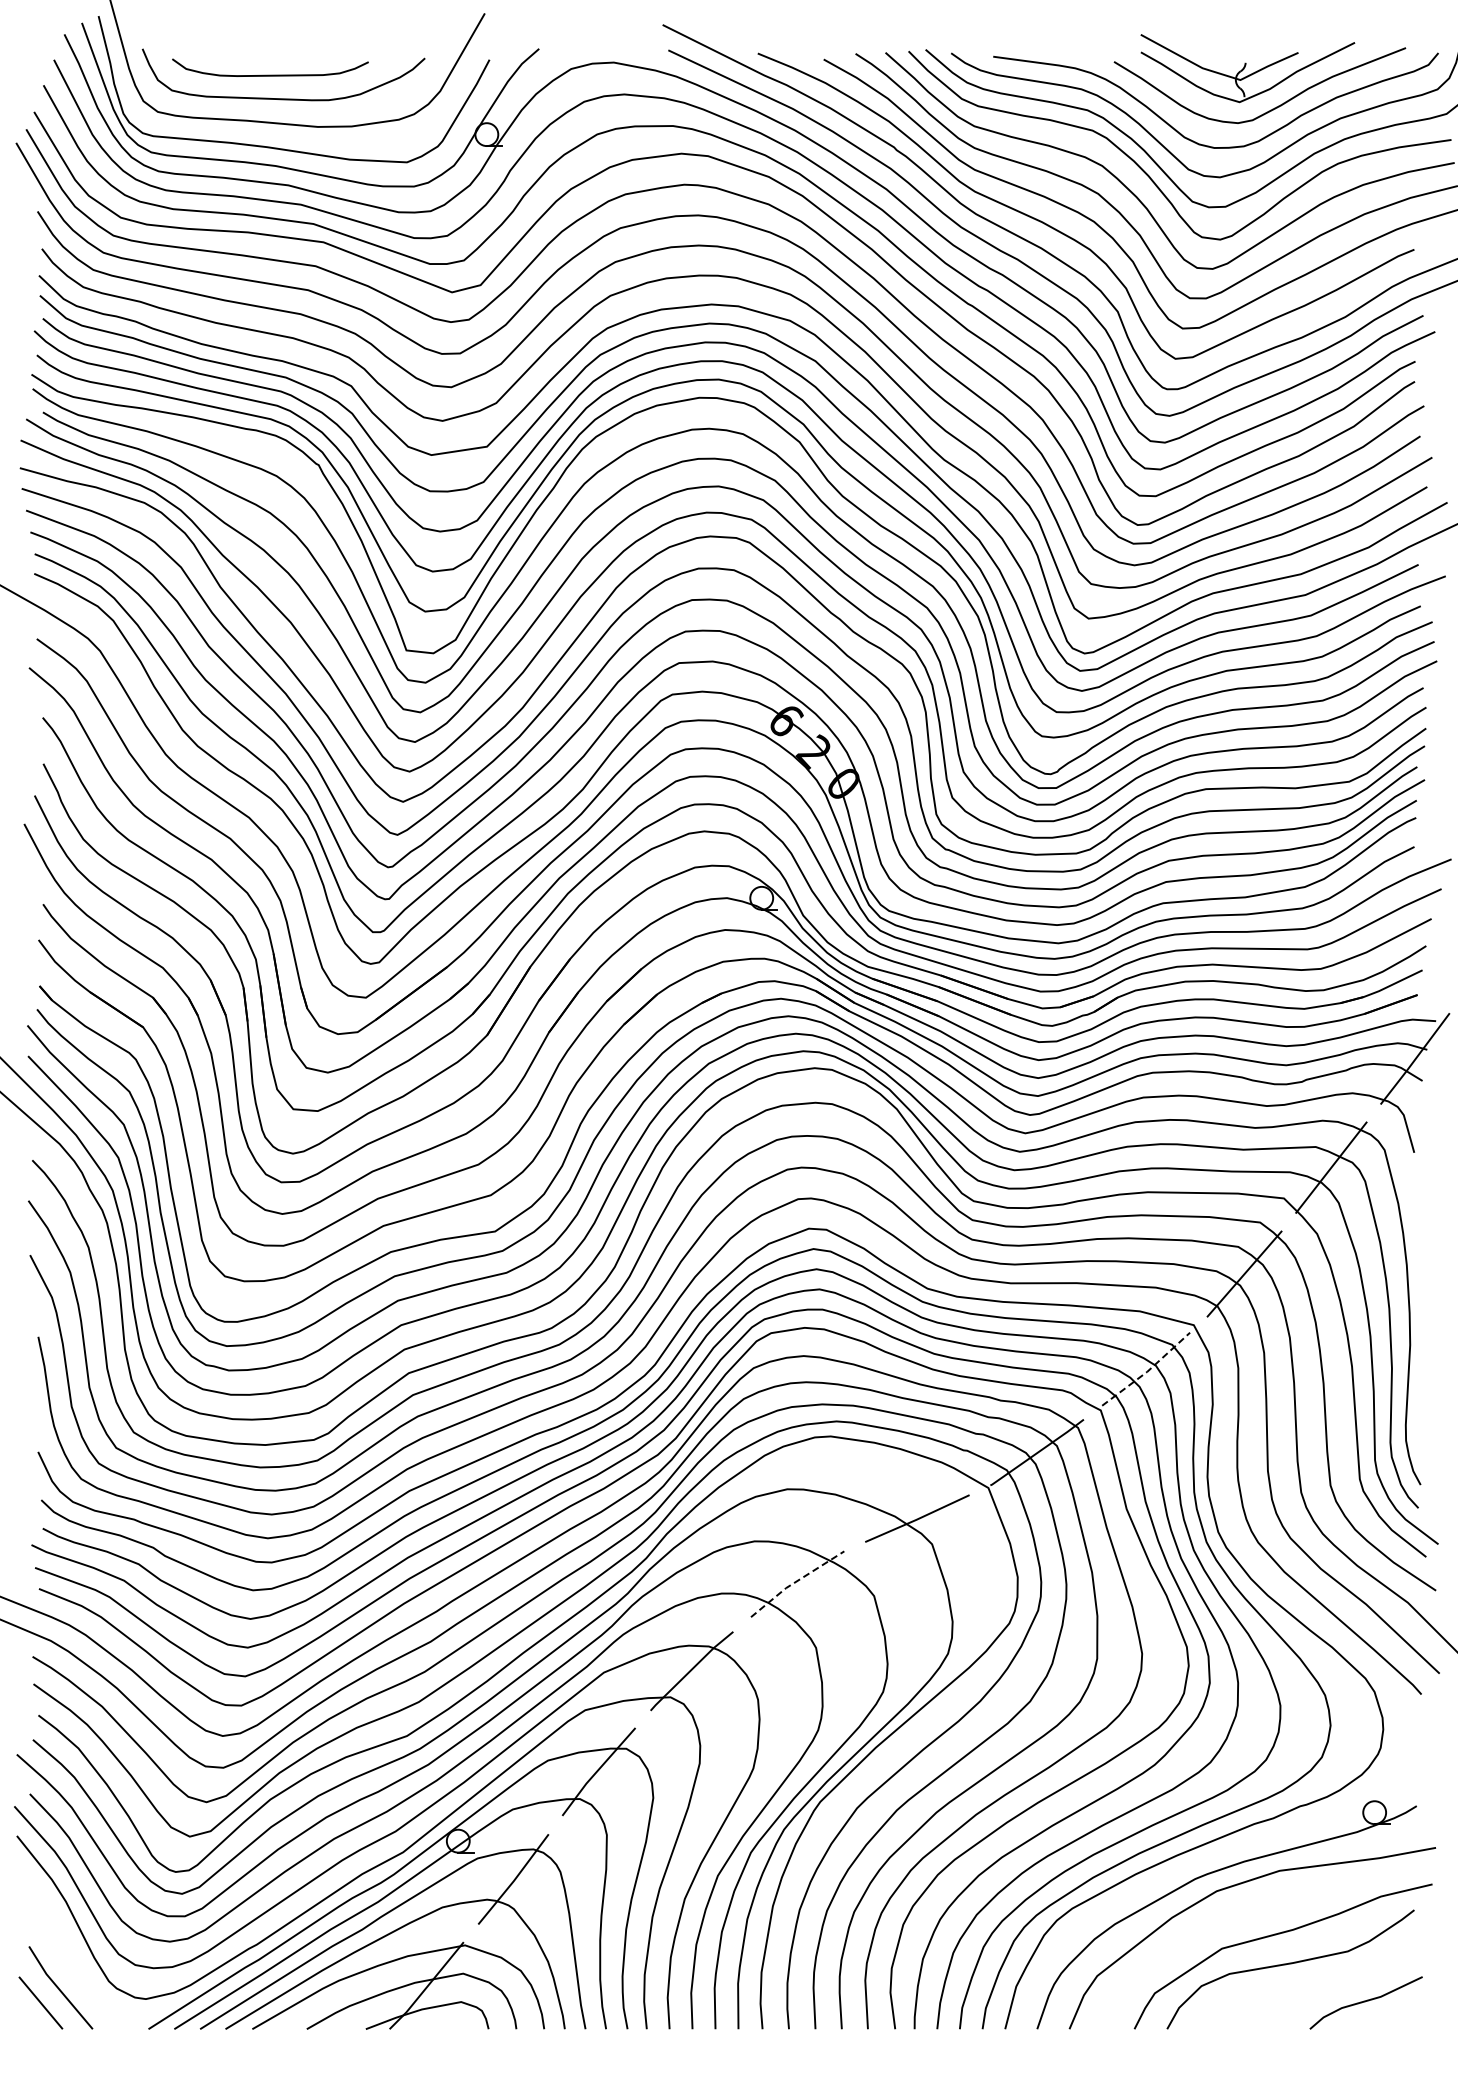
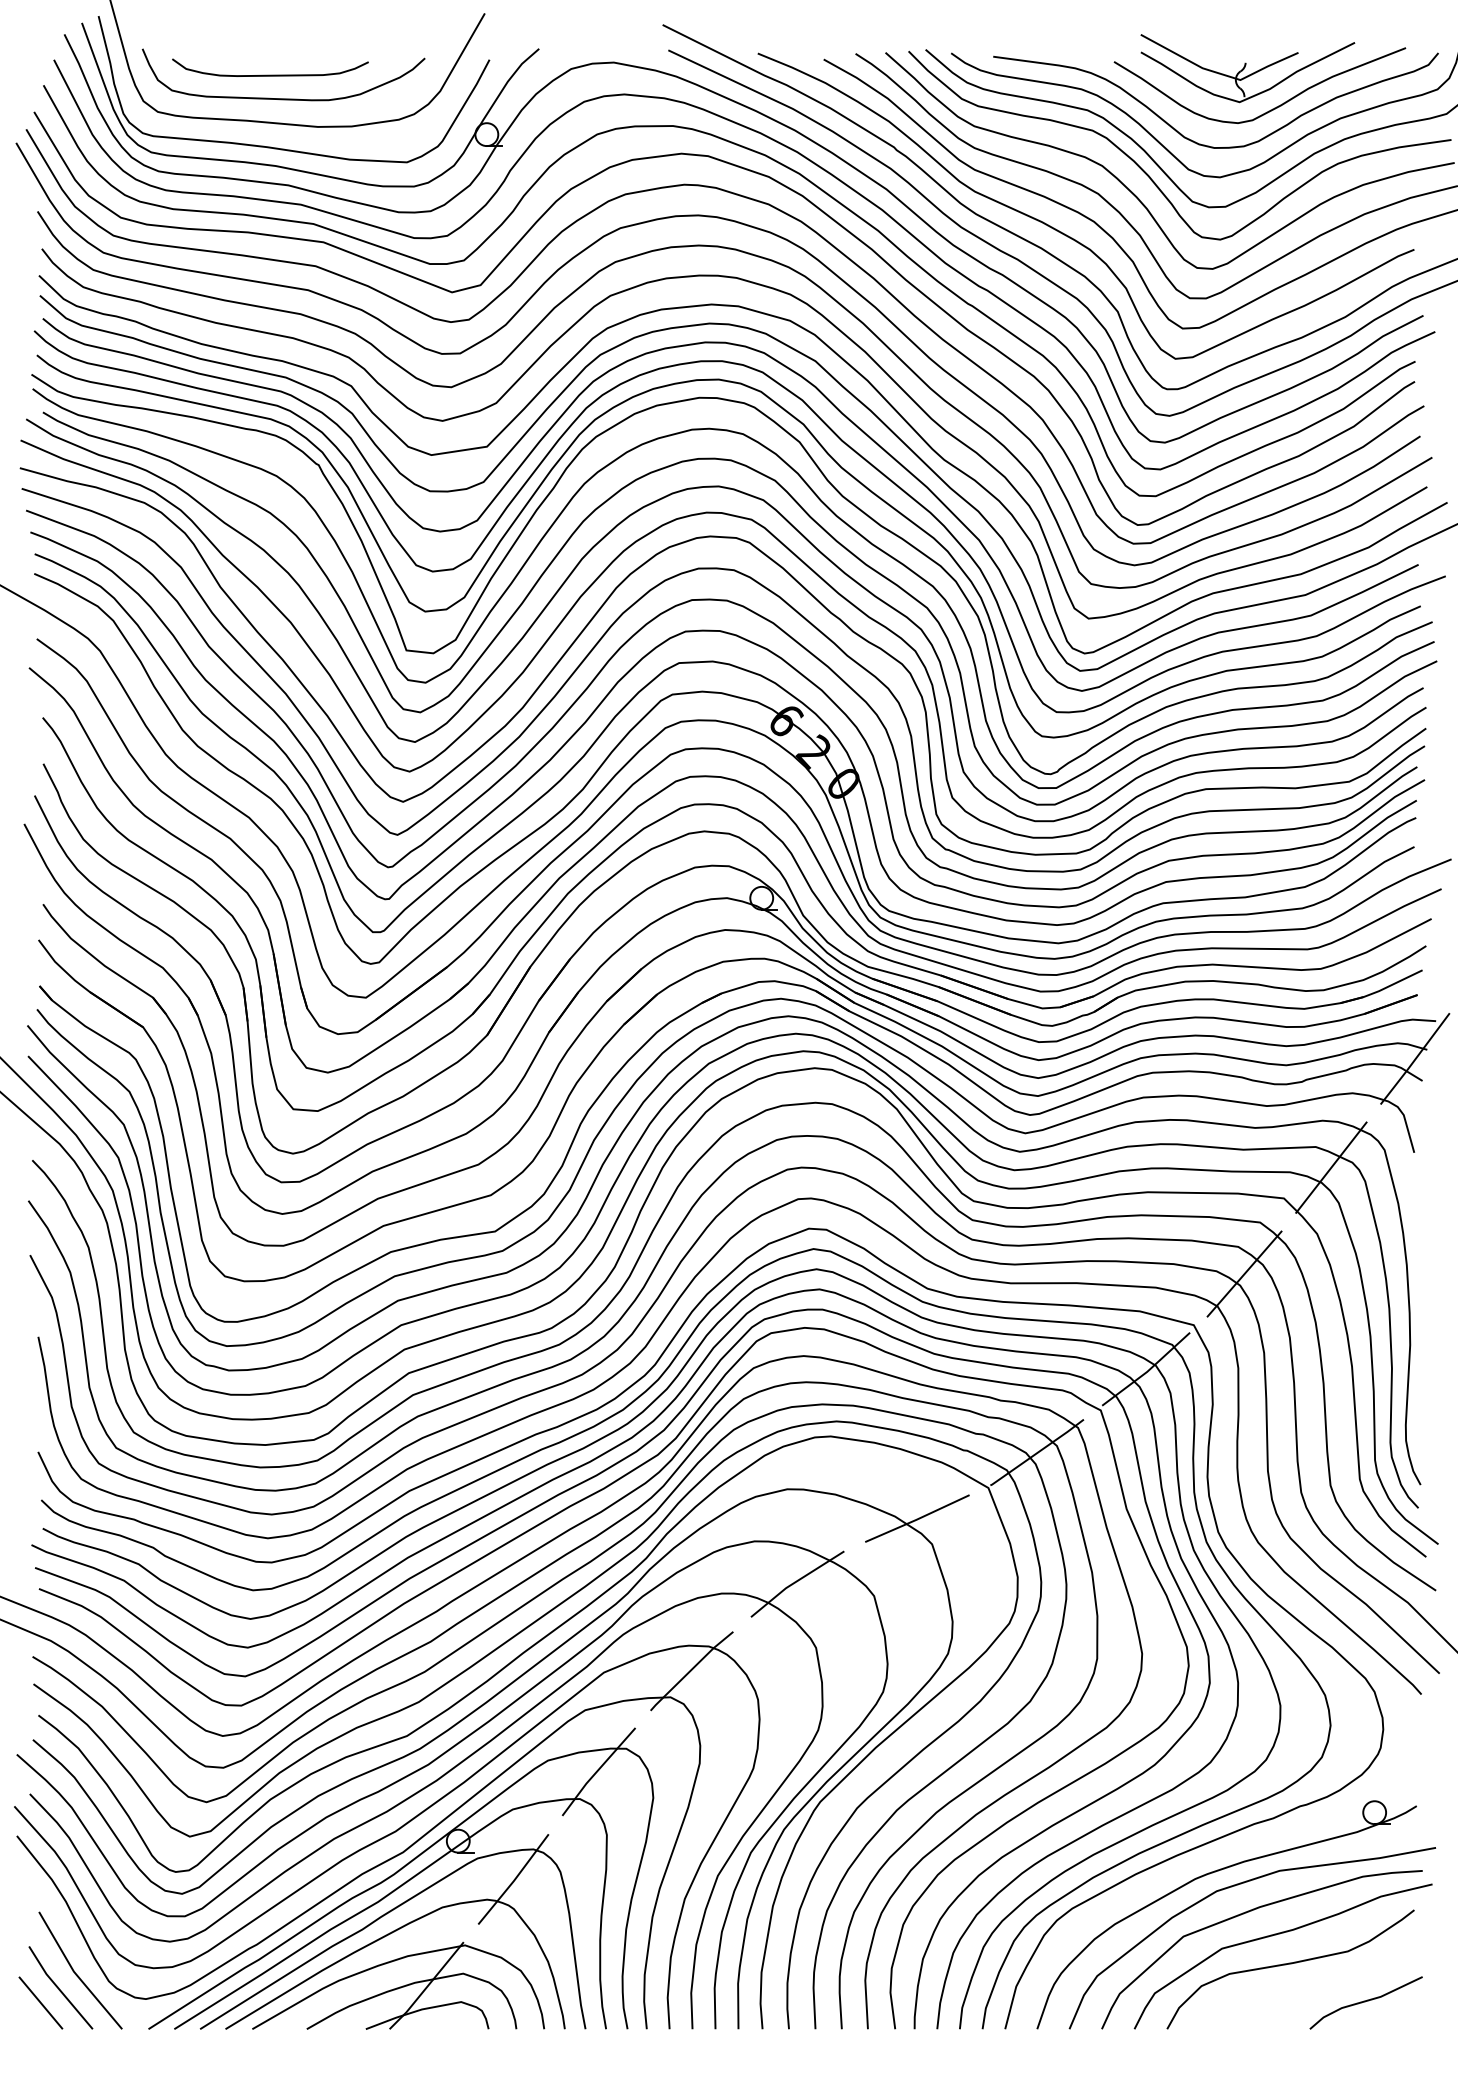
line: dashed -> solid (1147, 1371)
line: dashed -> solid (795, 1582)
curve: none -> present (1249, 1912)
line: none -> present (76, 1973)
